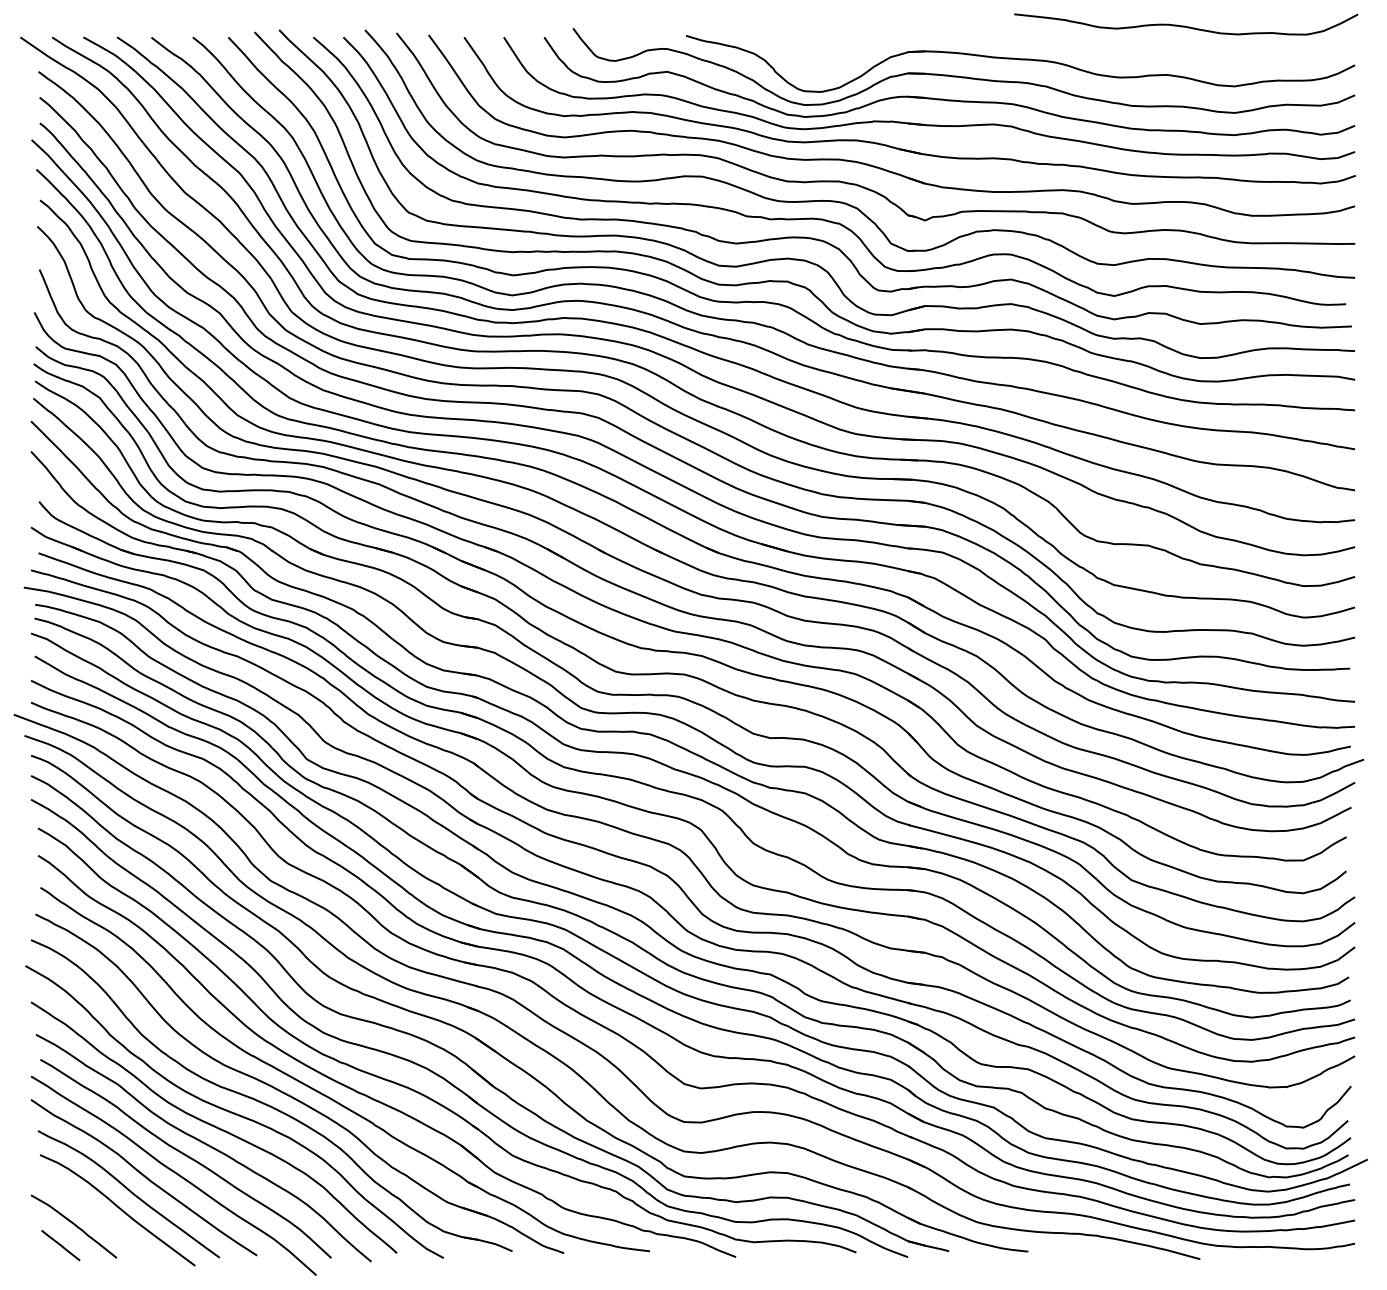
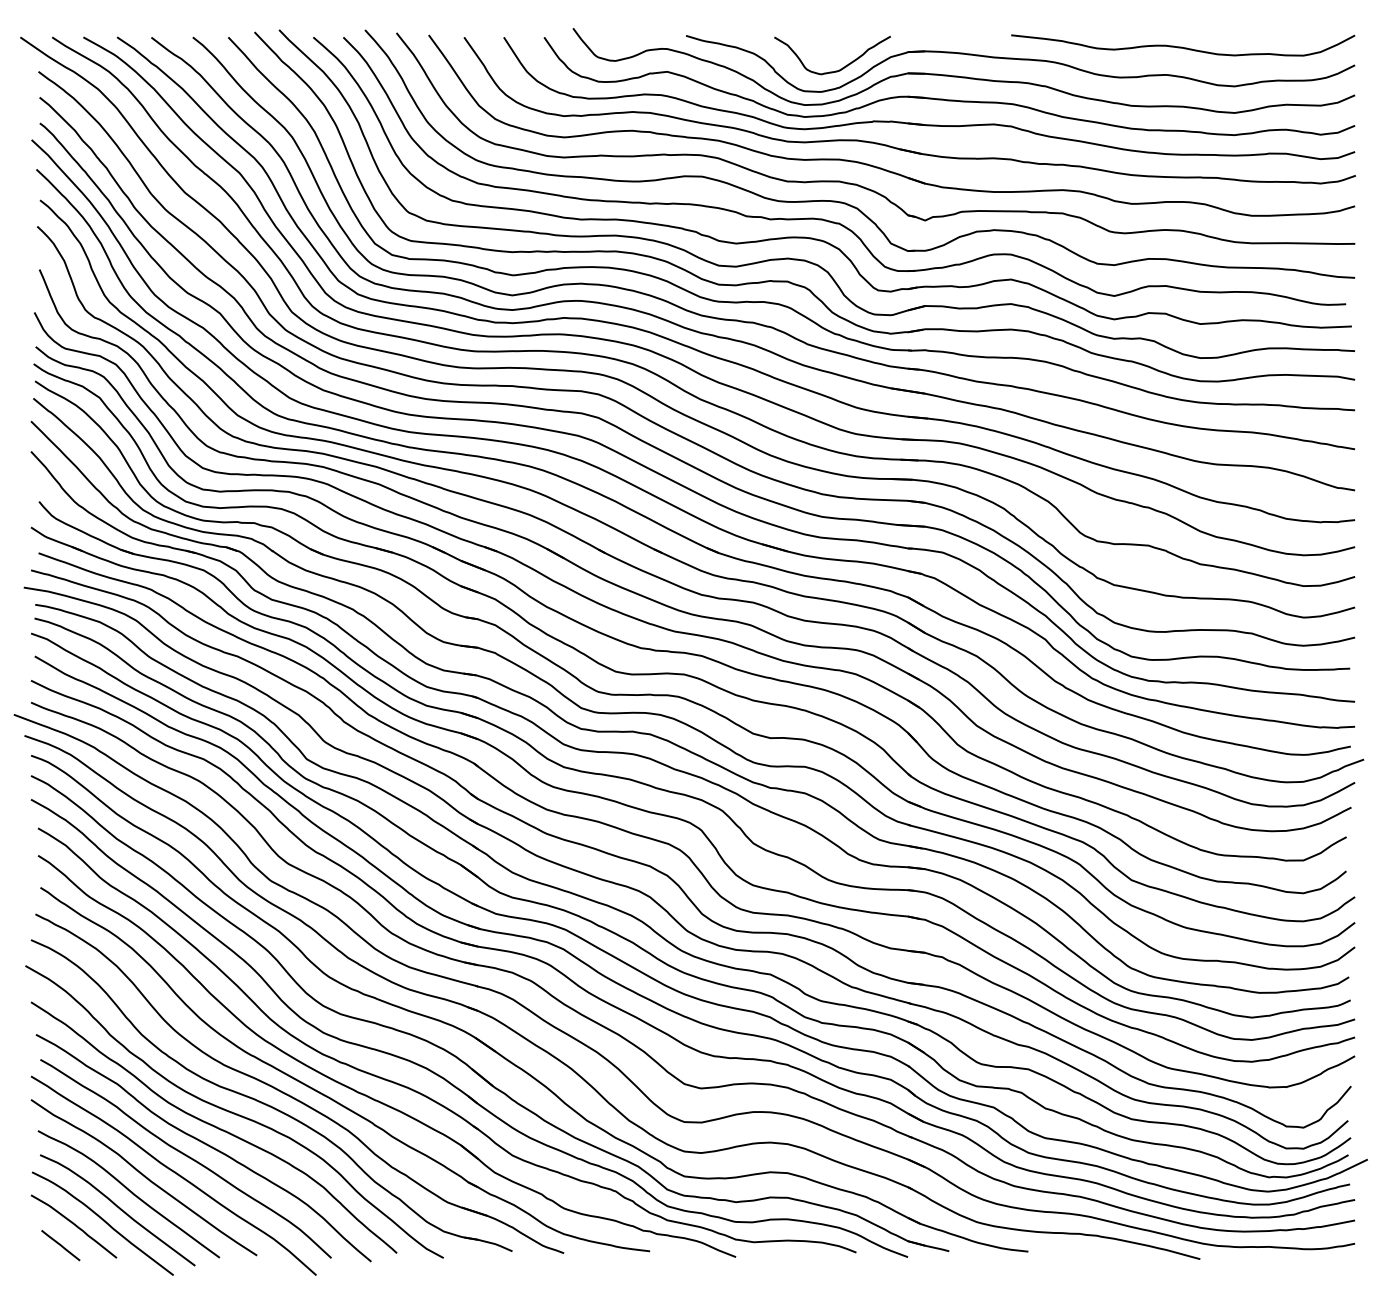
curve position: (1185, 25) -> (1182, 46) (1182, 46)
curve: none -> present (835, 70)
curve: none -> present (103, 1221)
